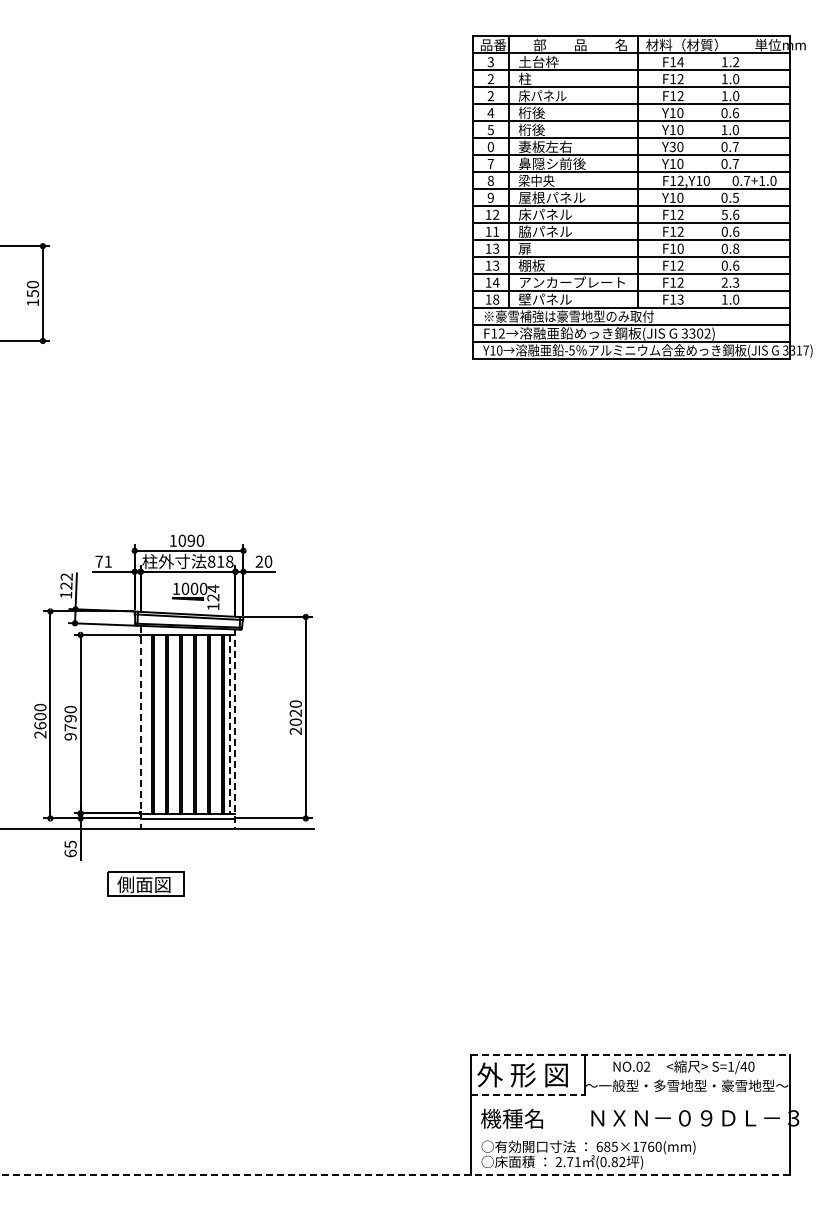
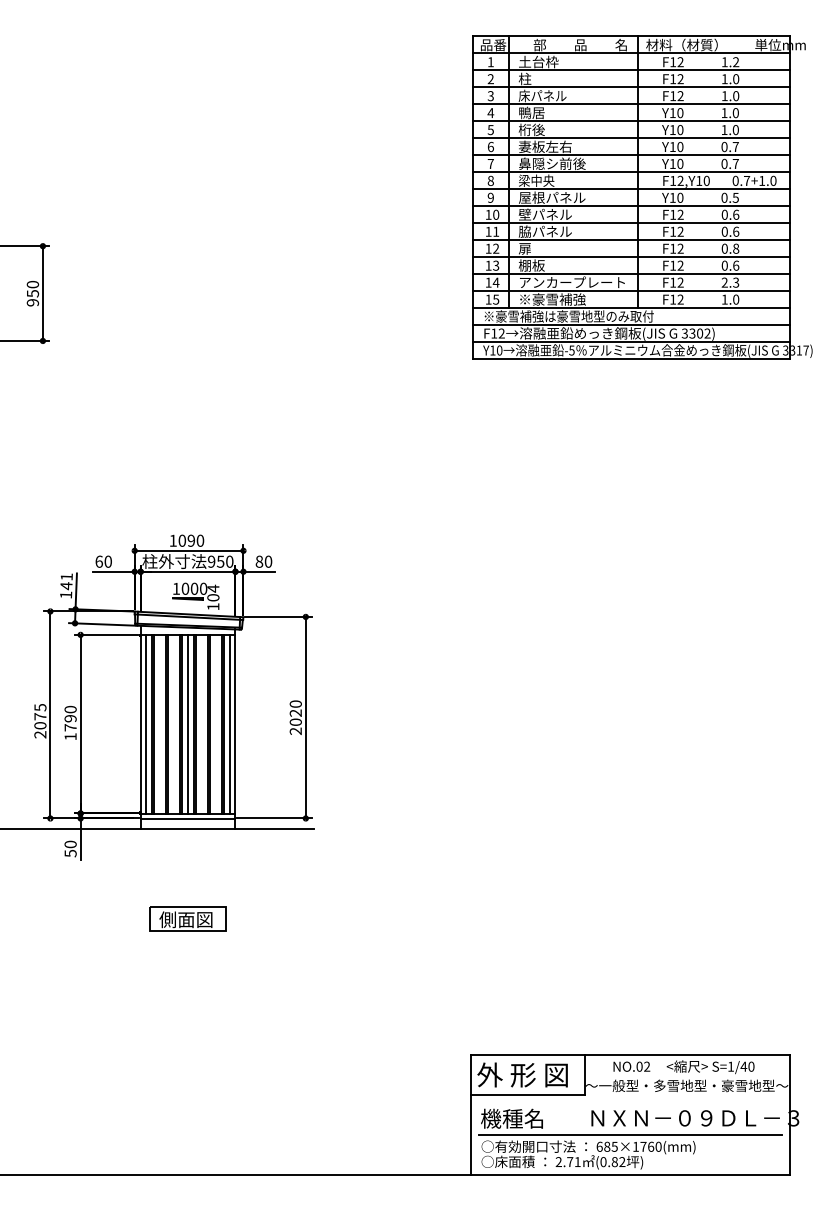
text: 3 -> 1 (490, 62)
text: F14 -> F12 (680, 62)
text: 2 -> 3 (490, 96)
text: 桁後 -> 鴨居 (531, 112)
text: 0.6 -> 1.0 (729, 113)
text: 0 -> 6 (490, 146)
text: Y30 -> Y10 (672, 146)
text: 12 -> 10 (496, 214)
text: 床パネル -> 壁パネル (524, 214)
text: 5.6 -> 0.6 (724, 214)
text: 13 -> 12 (496, 248)
text: F10 -> F12 (680, 248)
text: 18 -> 15 (496, 299)
text: 壁パネル -> ※豪雪補強 (551, 299)
text: F13 -> F12 (680, 299)
text: 150 -> 950 (32, 302)
text: 71 -> 60 (103, 561)
text: 818 -> 950 (220, 561)
text: 20 -> 80 (259, 561)
text: 122 -> 141 (66, 581)
text: 124 -> 104 (213, 597)
text: 2600 -> 2075 (40, 716)
line: none -> present (146, 723)
line: none -> present (188, 723)
line: dashed -> solid (229, 724)
line: dashed -> solid (140, 727)
line: dashed -> solid (235, 728)
text: 9790 -> 1790 (70, 736)
text: 65 -> 50 (70, 848)
part position: (145, 883) -> (187, 918) (187, 918)
line: dashed -> solid (630, 1054)
line: dashed -> solid (528, 1094)
line: none -> present (630, 1134)
line: dashed -> solid (395, 1174)
